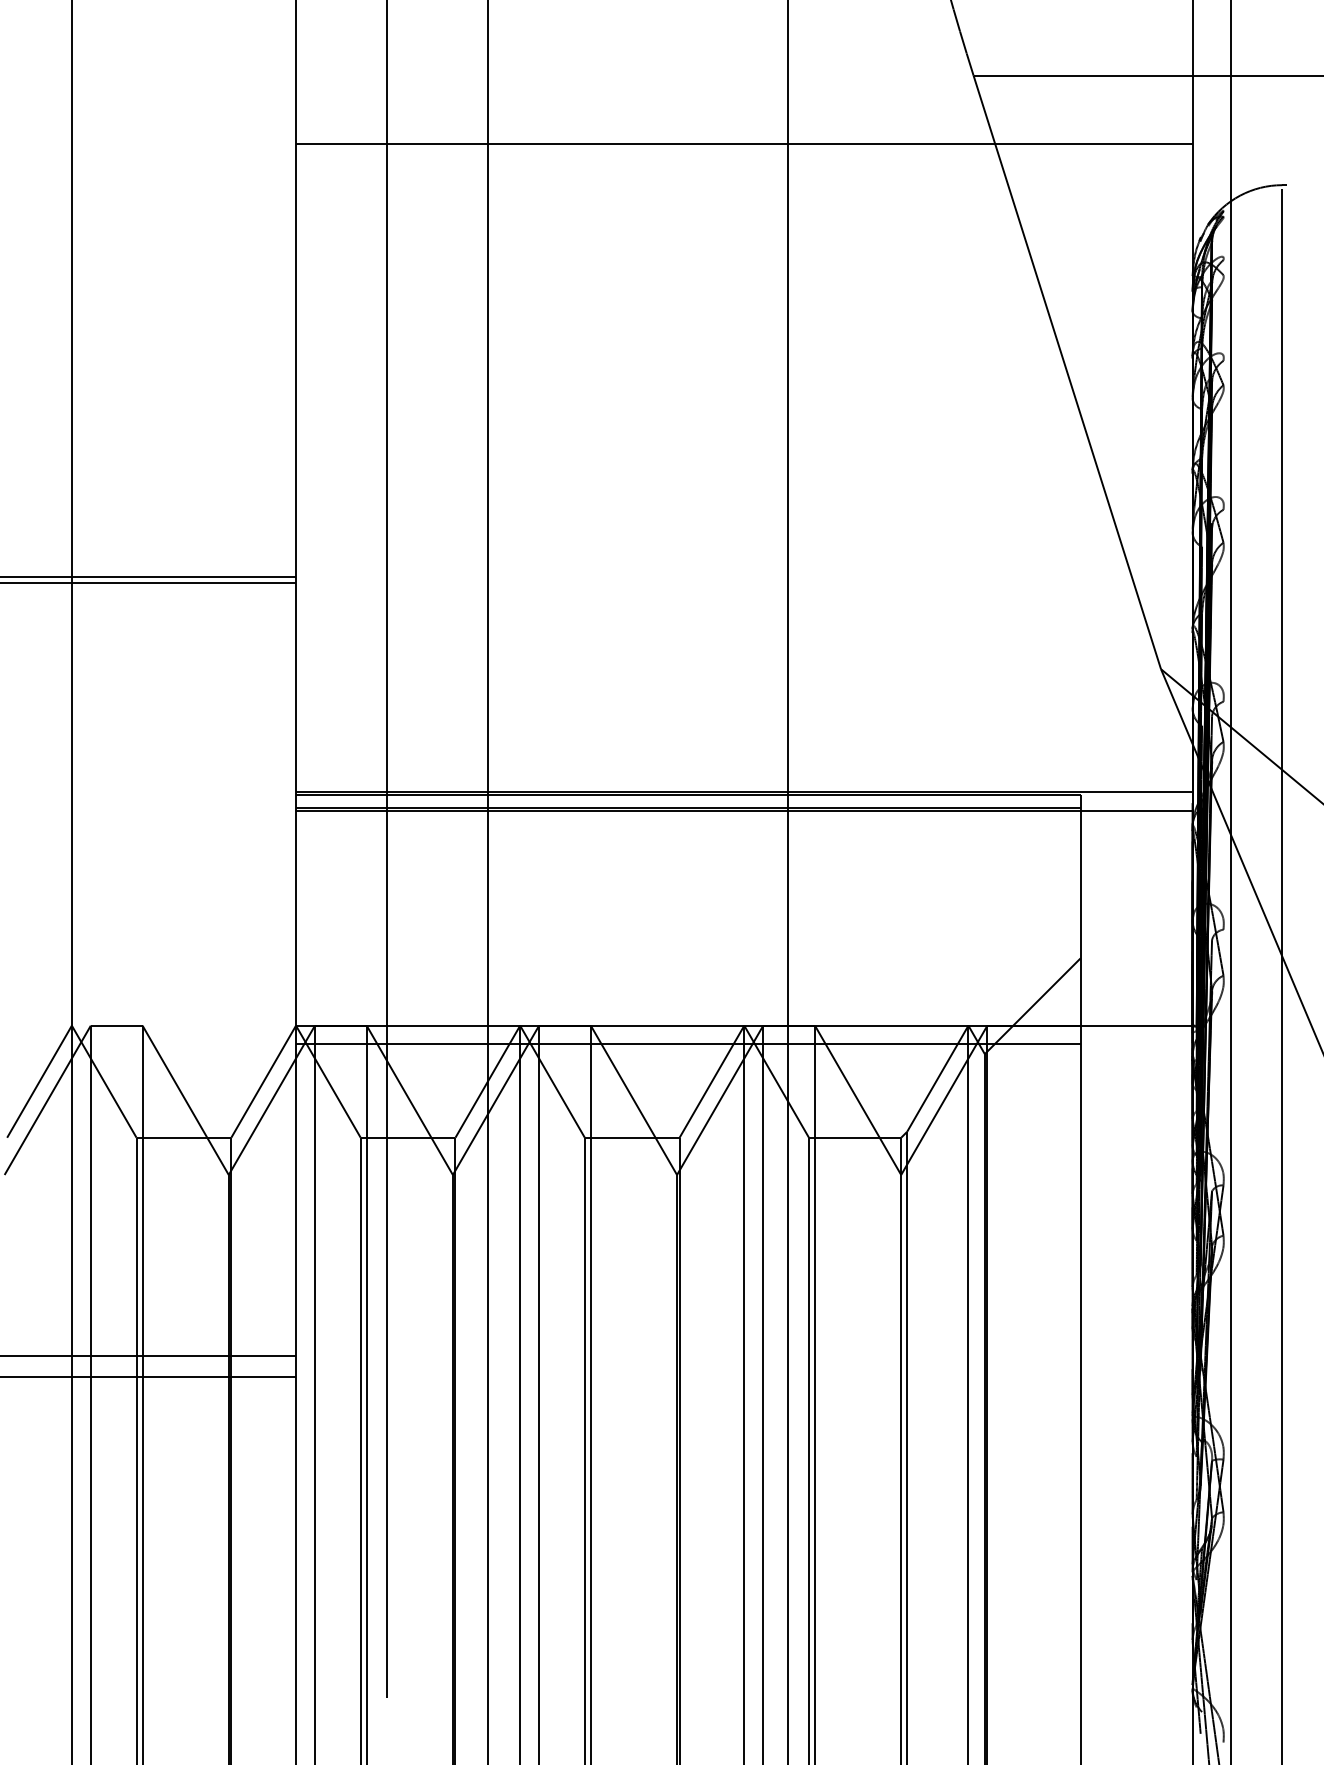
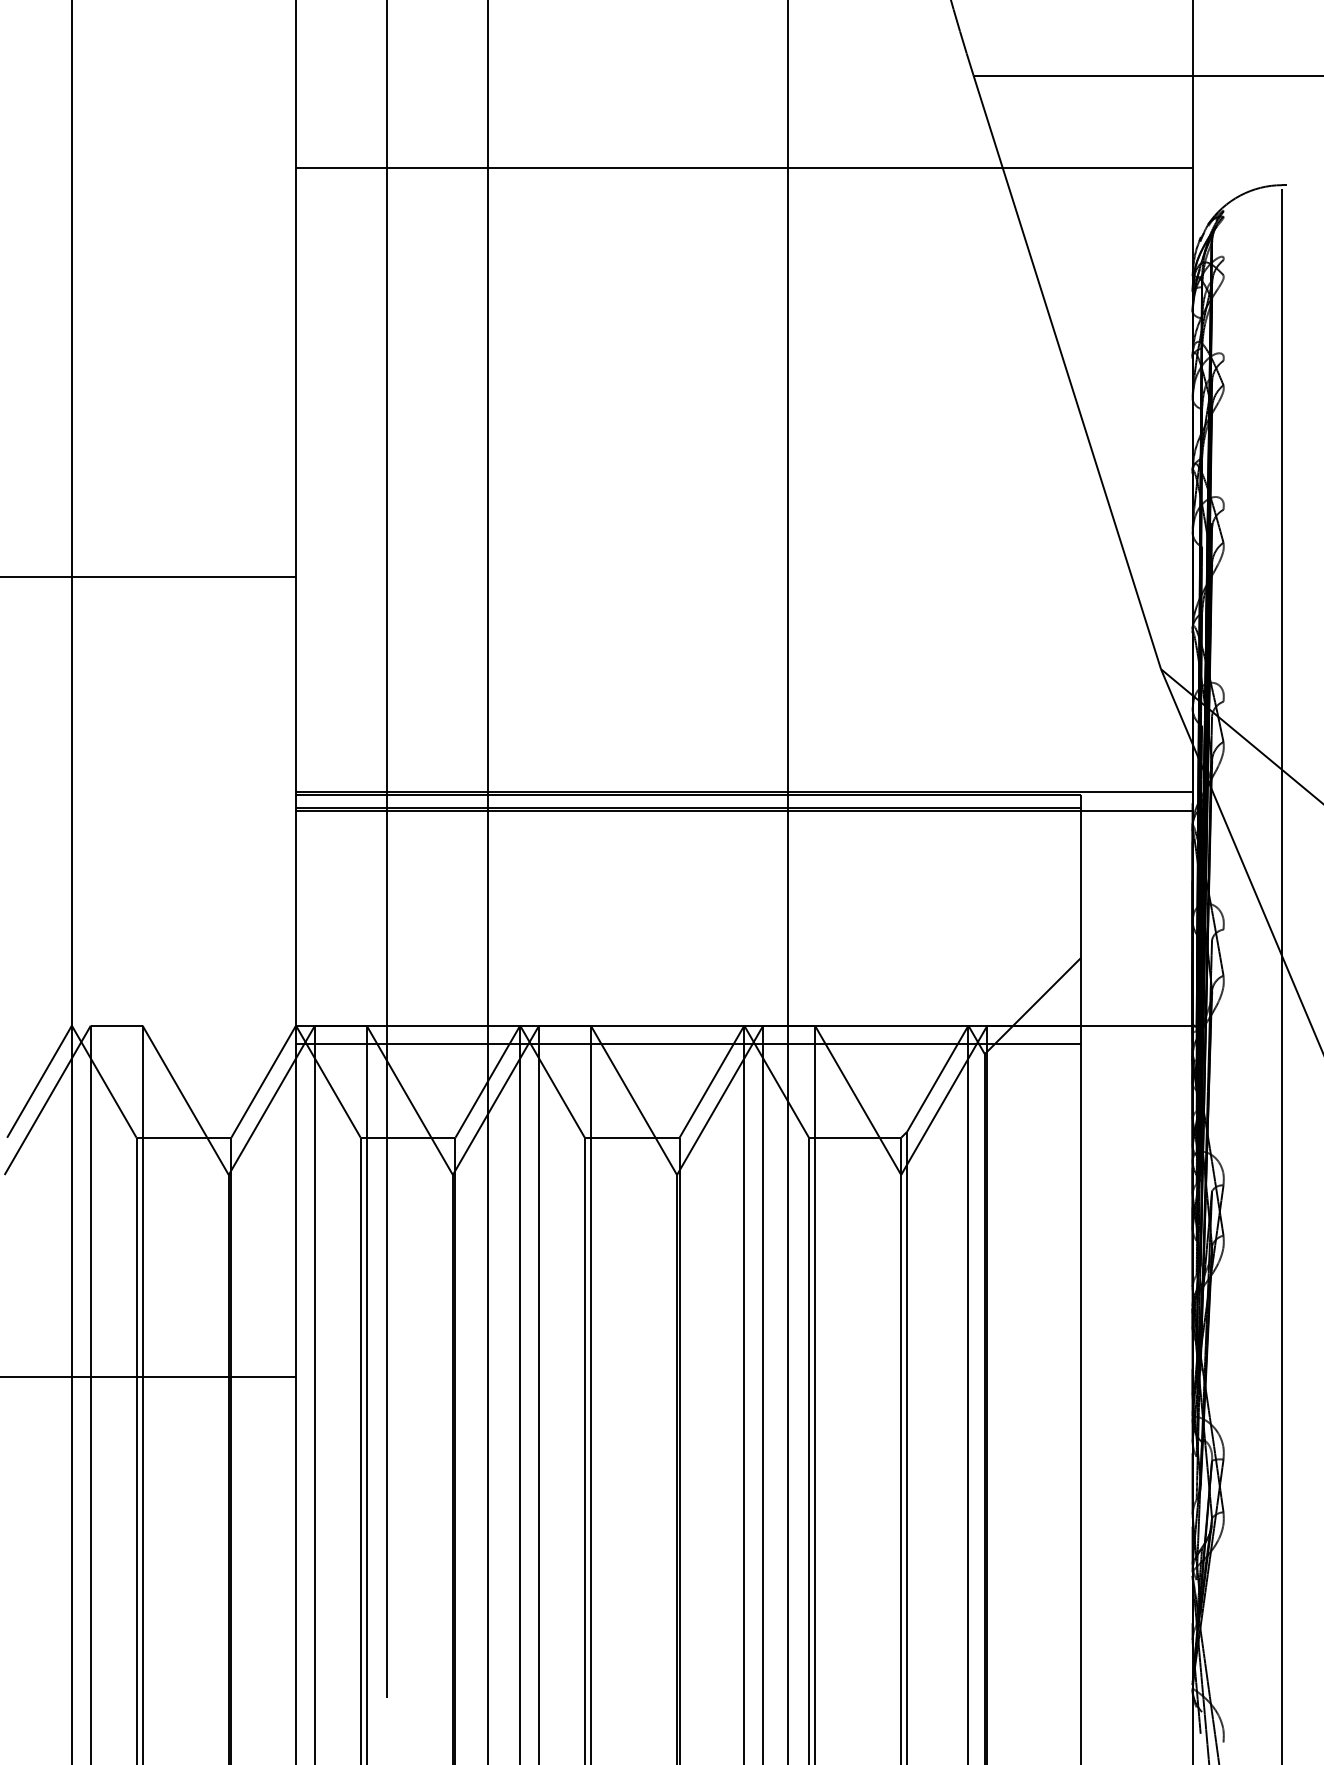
line position: (744, 144) -> (744, 168) (744, 168)
line: present -> none (149, 583)
line: present -> none (1230, 881)
line: present -> none (149, 1355)
